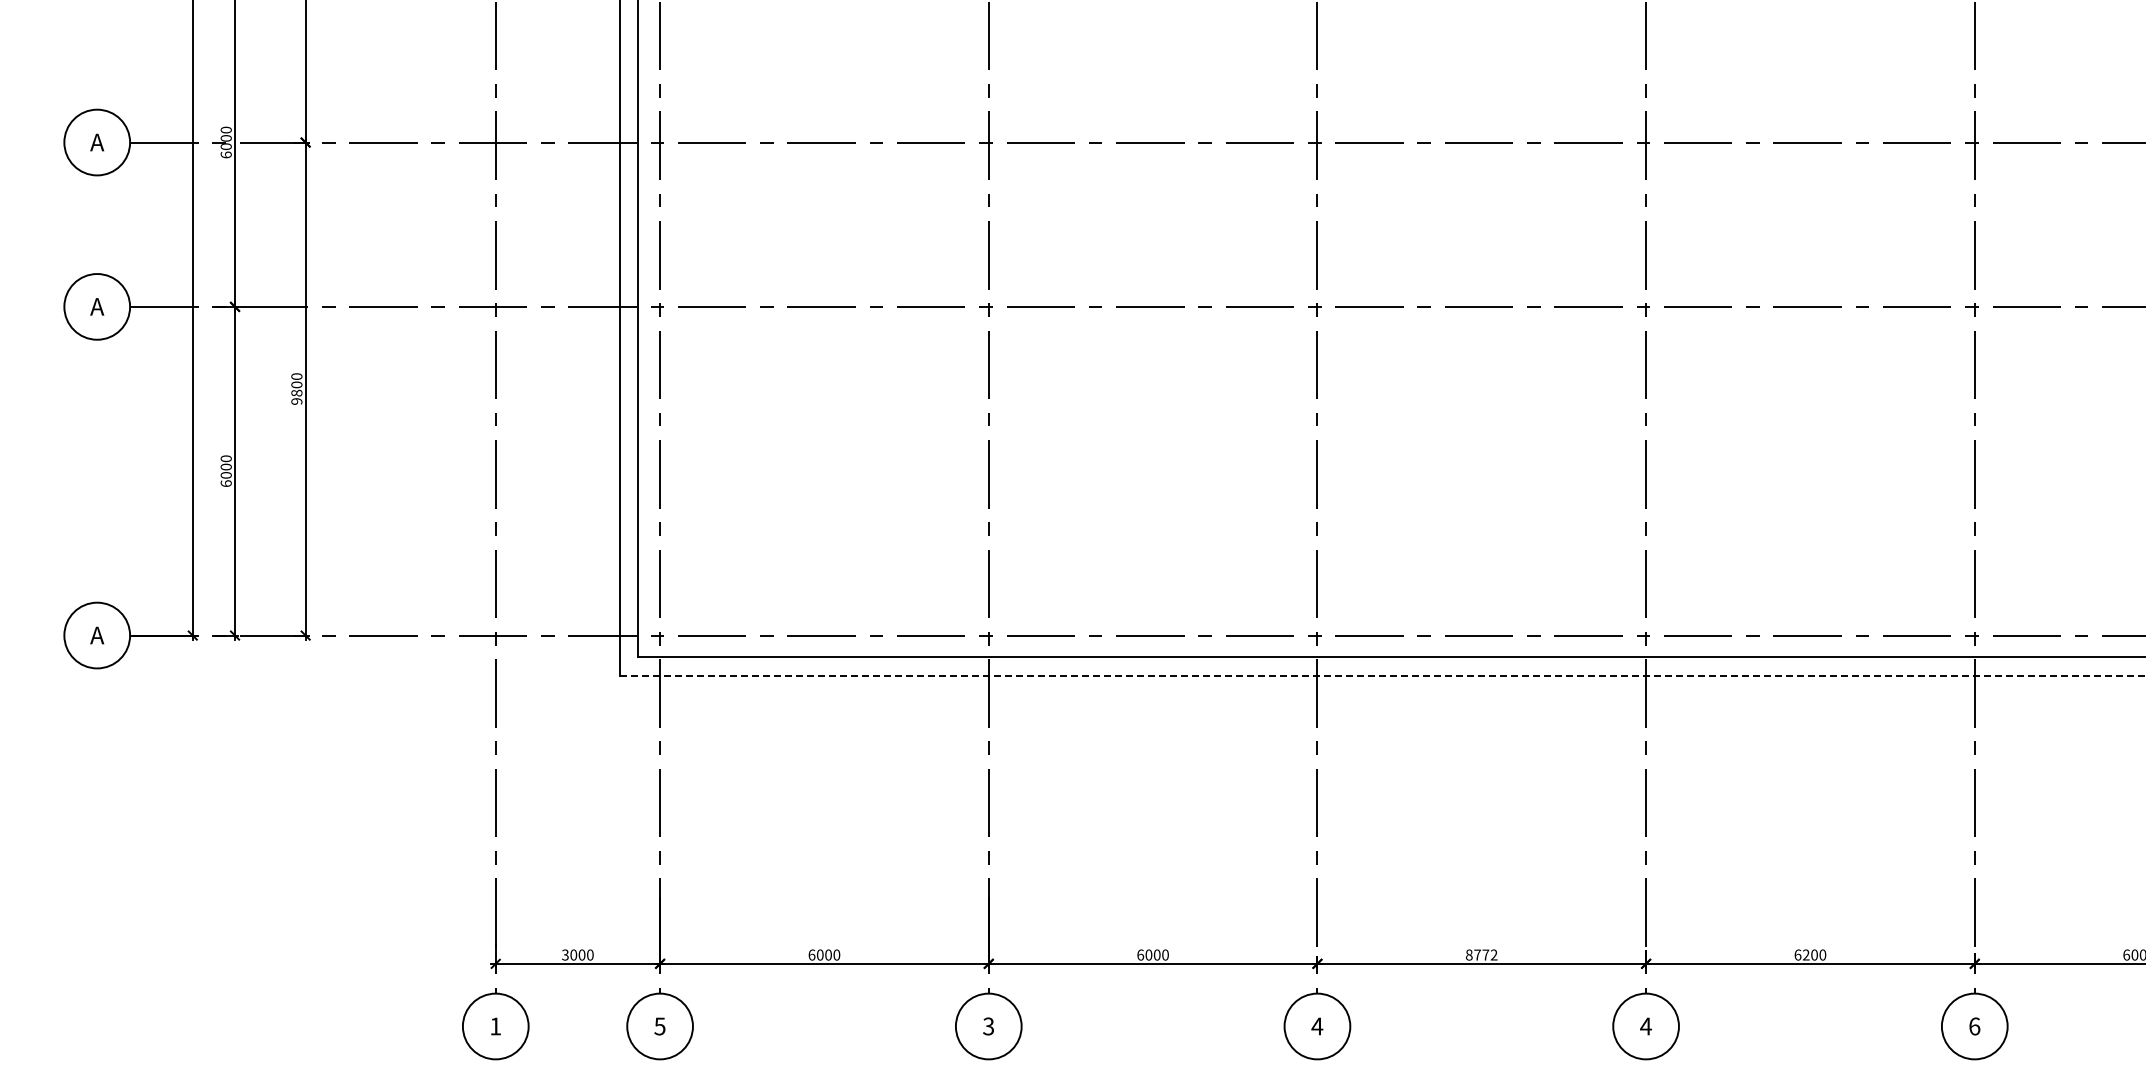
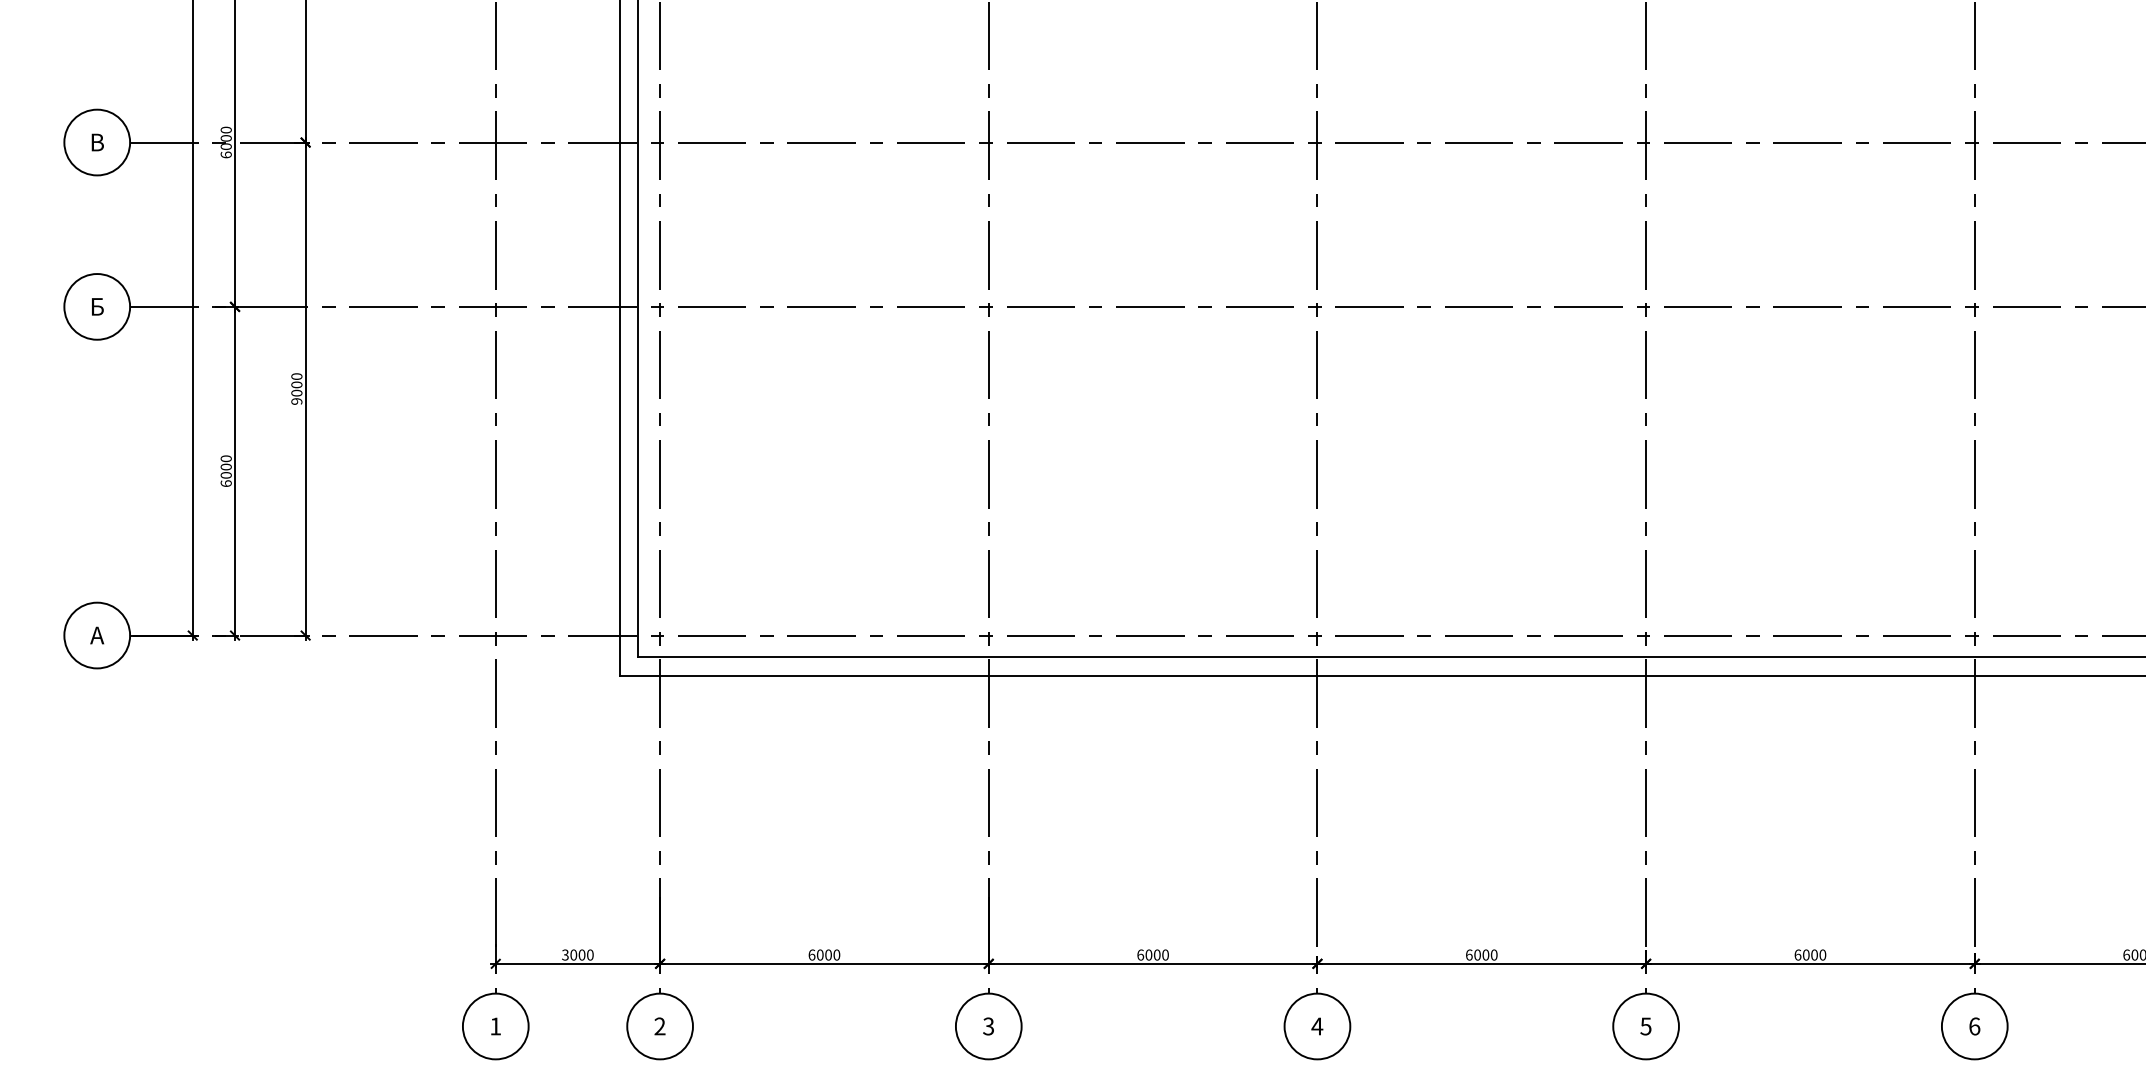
text: А -> В (97, 142)
text: А -> Б (97, 306)
text: 9800 -> 9000 (296, 392)
line: dashed -> solid (1382, 675)
text: 8772 -> 6000 (1481, 954)
text: 6200 -> 6000 (1805, 954)
text: 5 -> 2 (659, 1026)
text: 4 -> 5 (1645, 1026)
